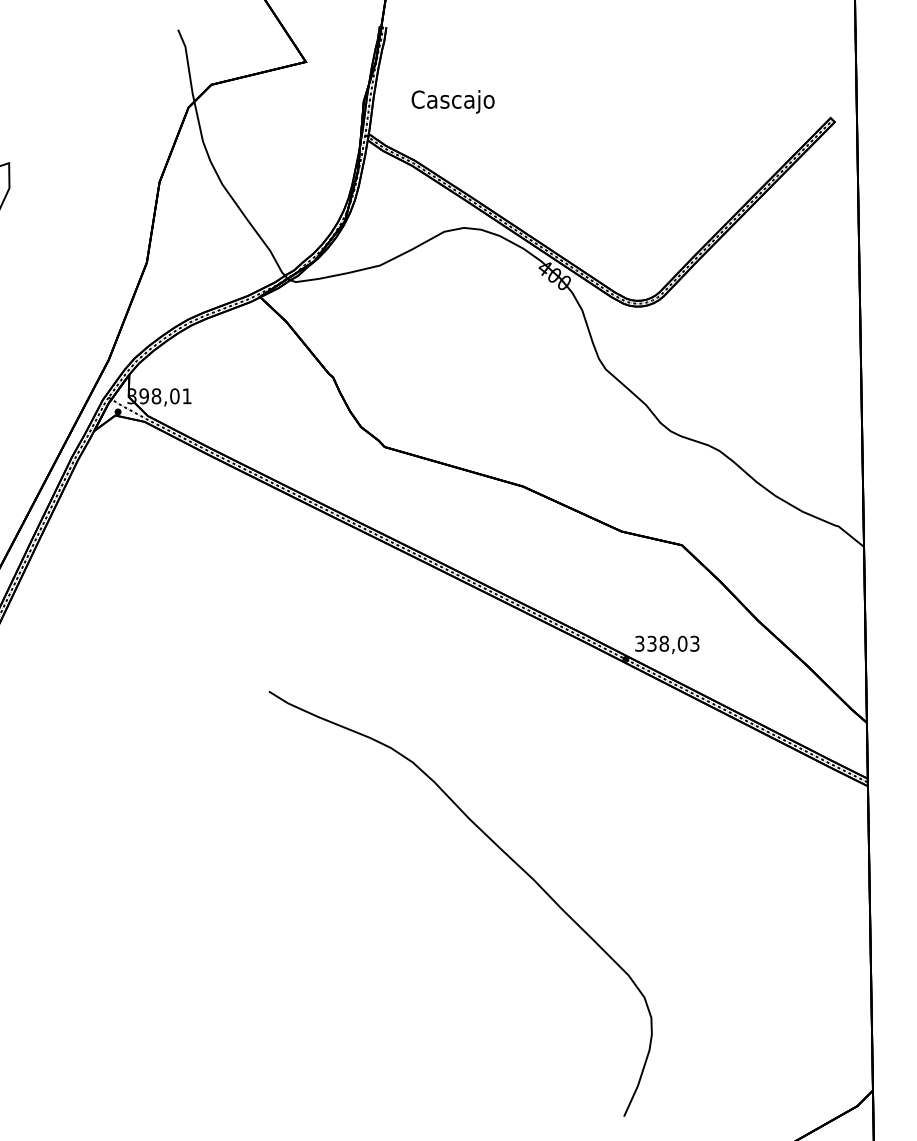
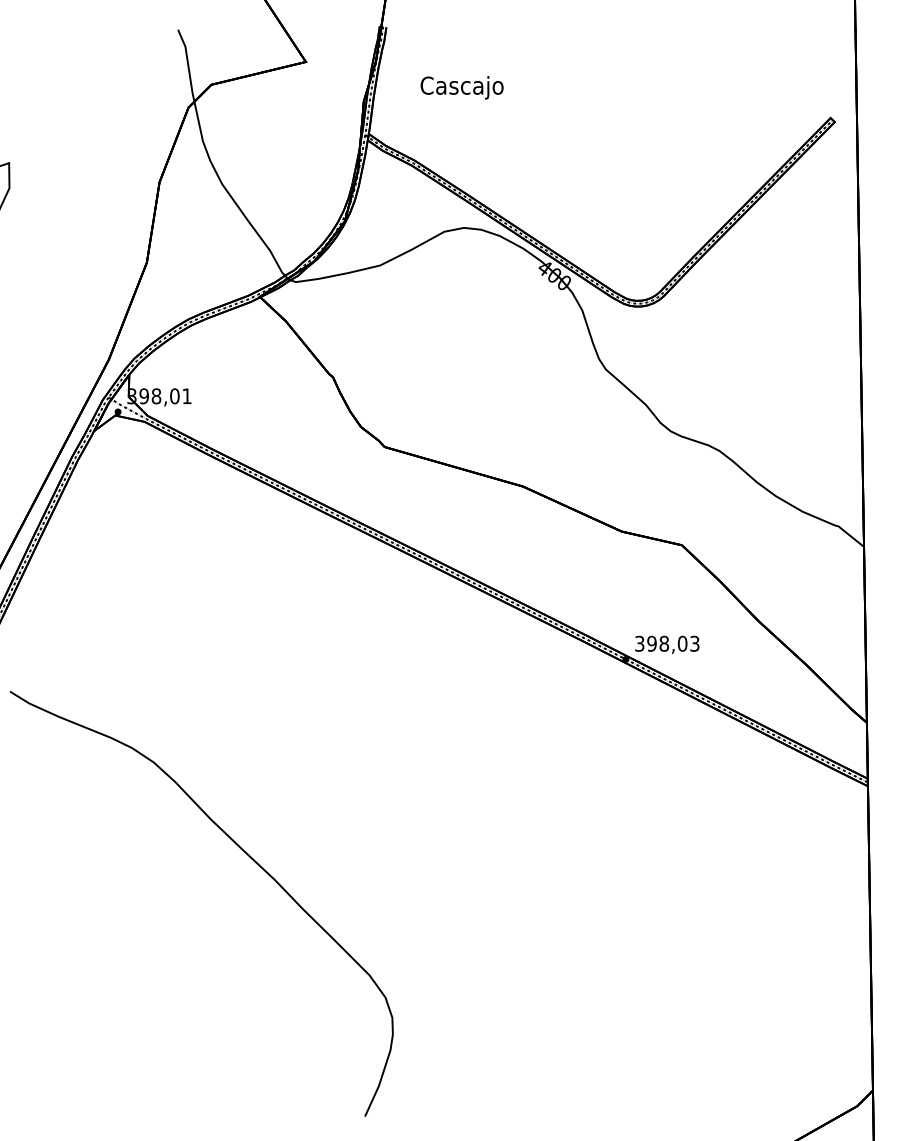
text position: (452, 101) -> (461, 87) (461, 87)
text: 338,03 -> 398,03 (651, 643)
curve position: (507, 856) -> (248, 856) (248, 856)
